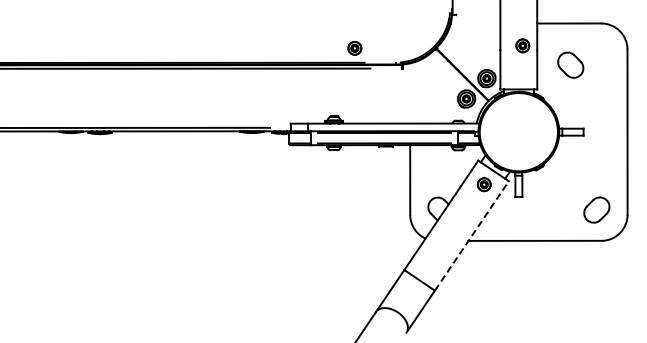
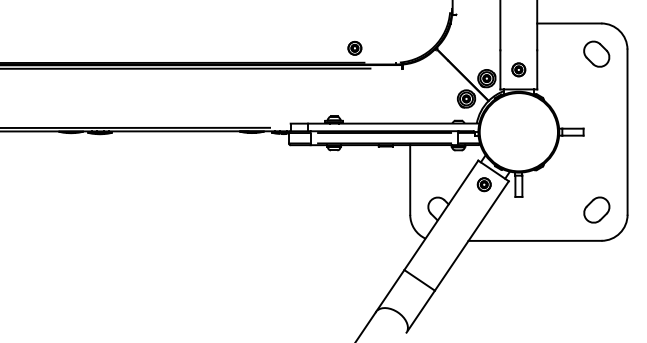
part position: (522, 45) -> (518, 69) (518, 69)
part position: (570, 64) -> (596, 53) (596, 53)
line: dashed -> solid (472, 235)
